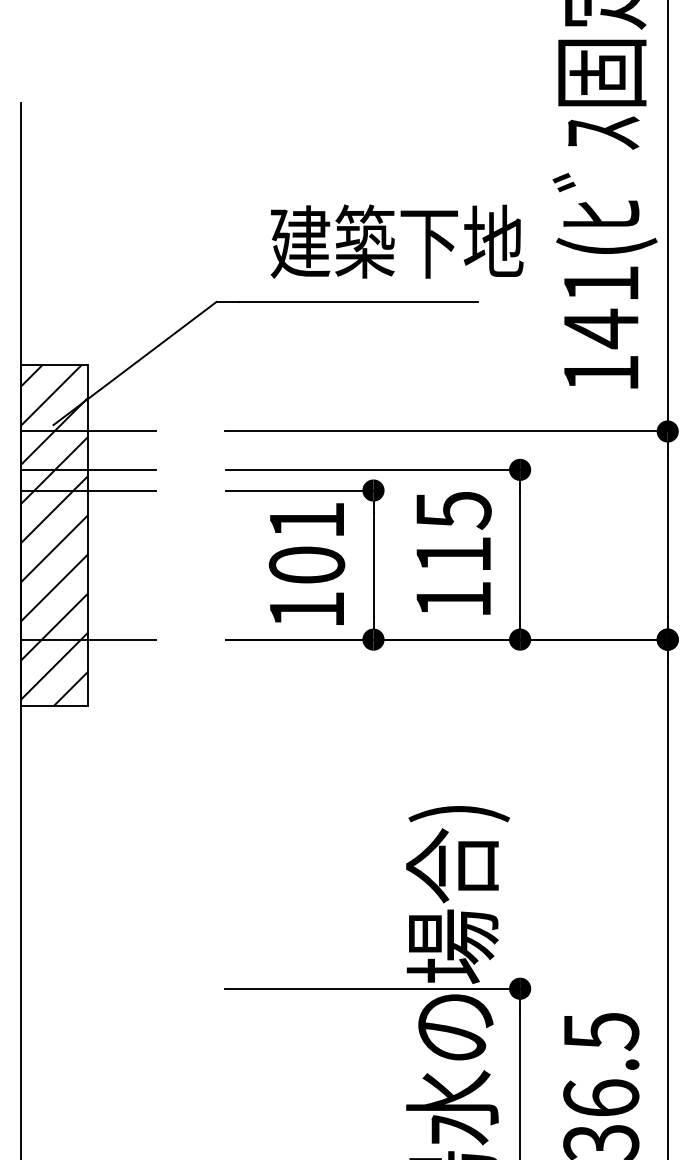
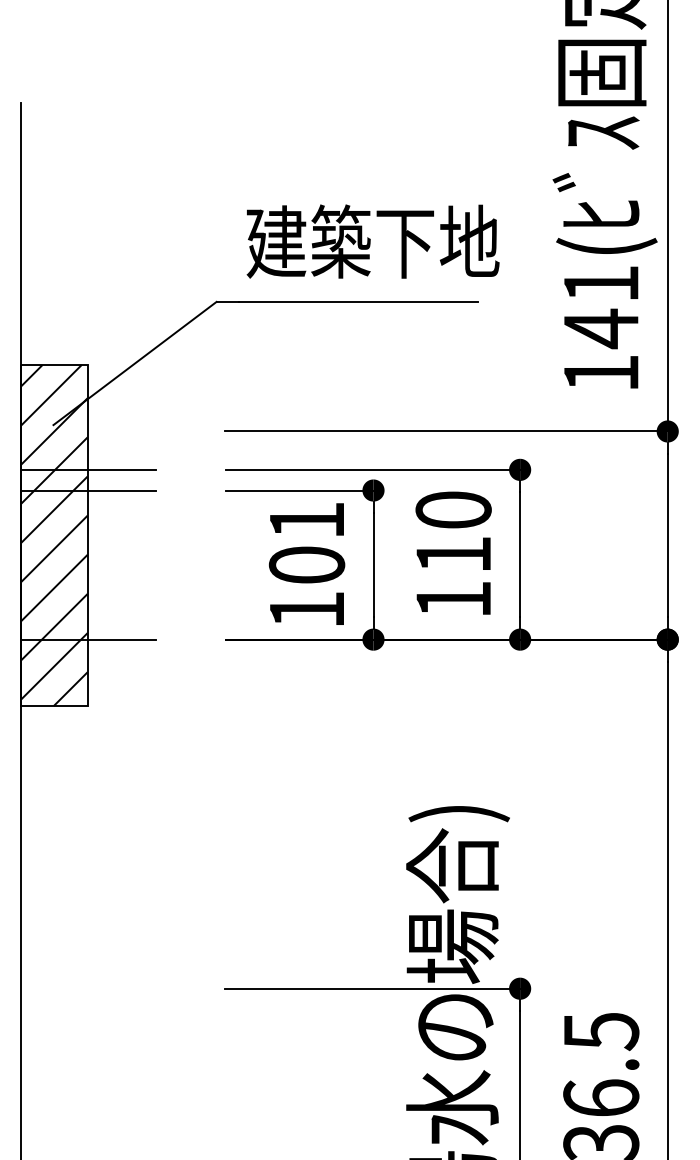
text position: (396, 241) -> (372, 241) (372, 241)
line: present -> none (88, 431)
text: 115 -> 110 (453, 510)
